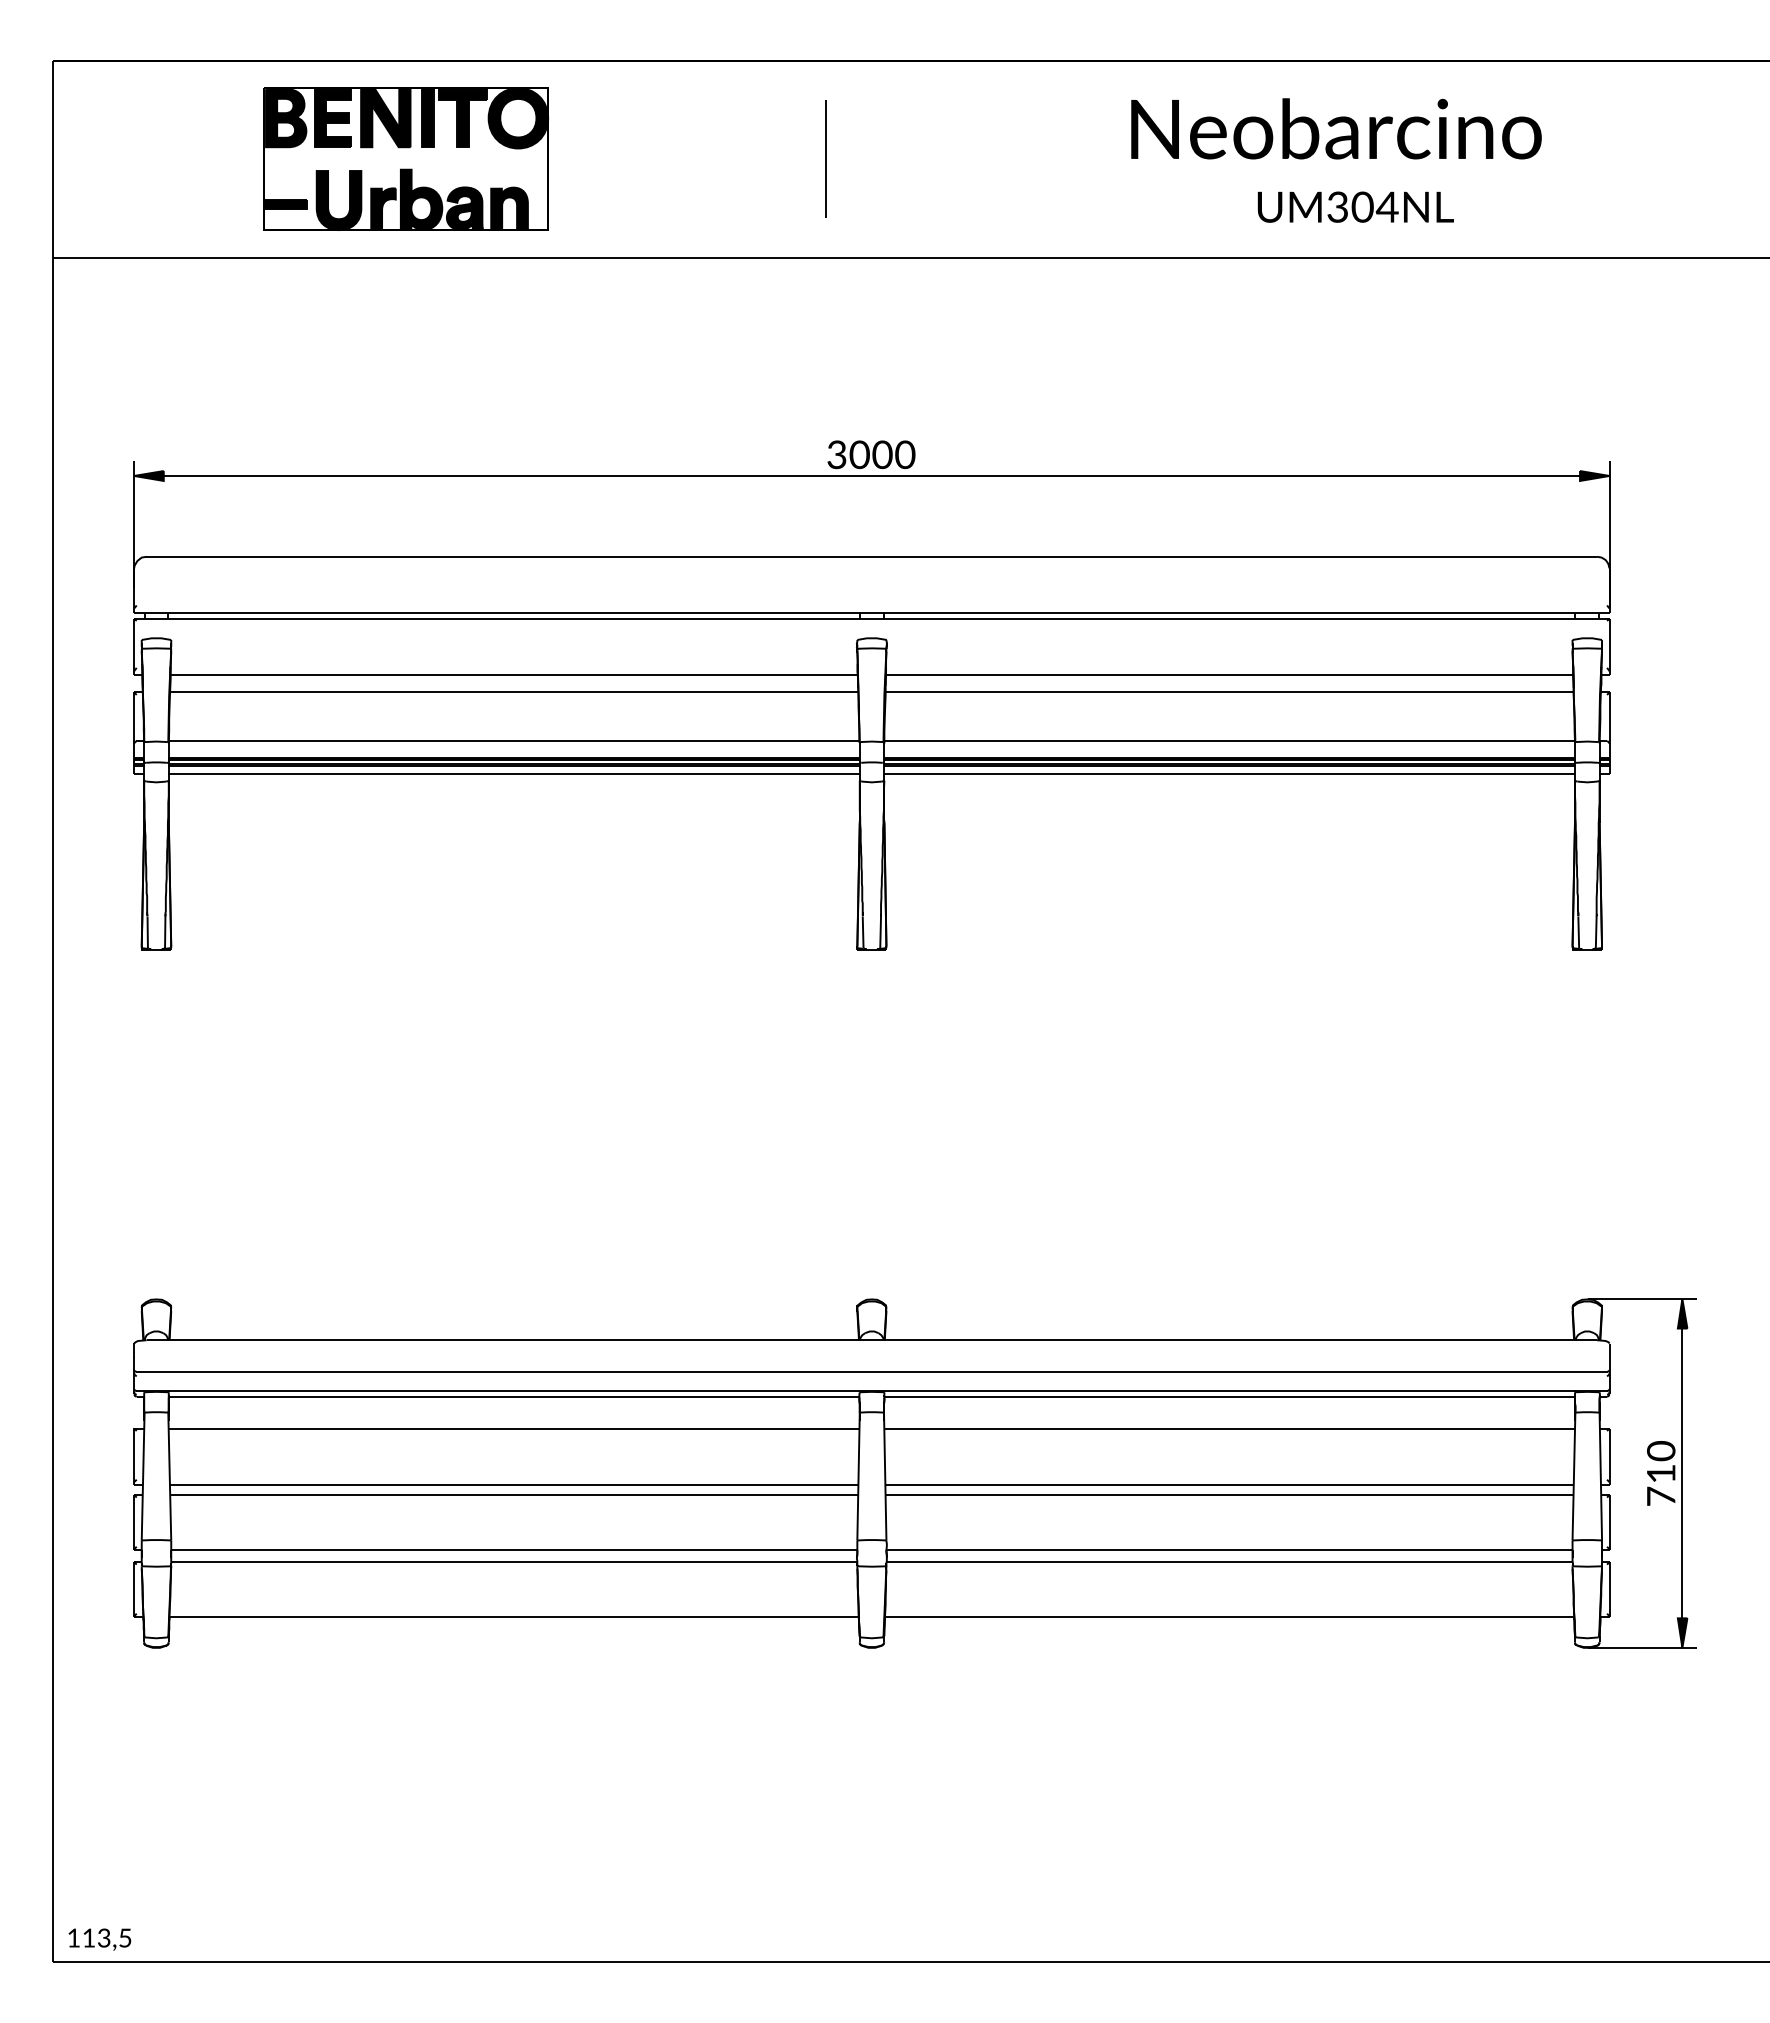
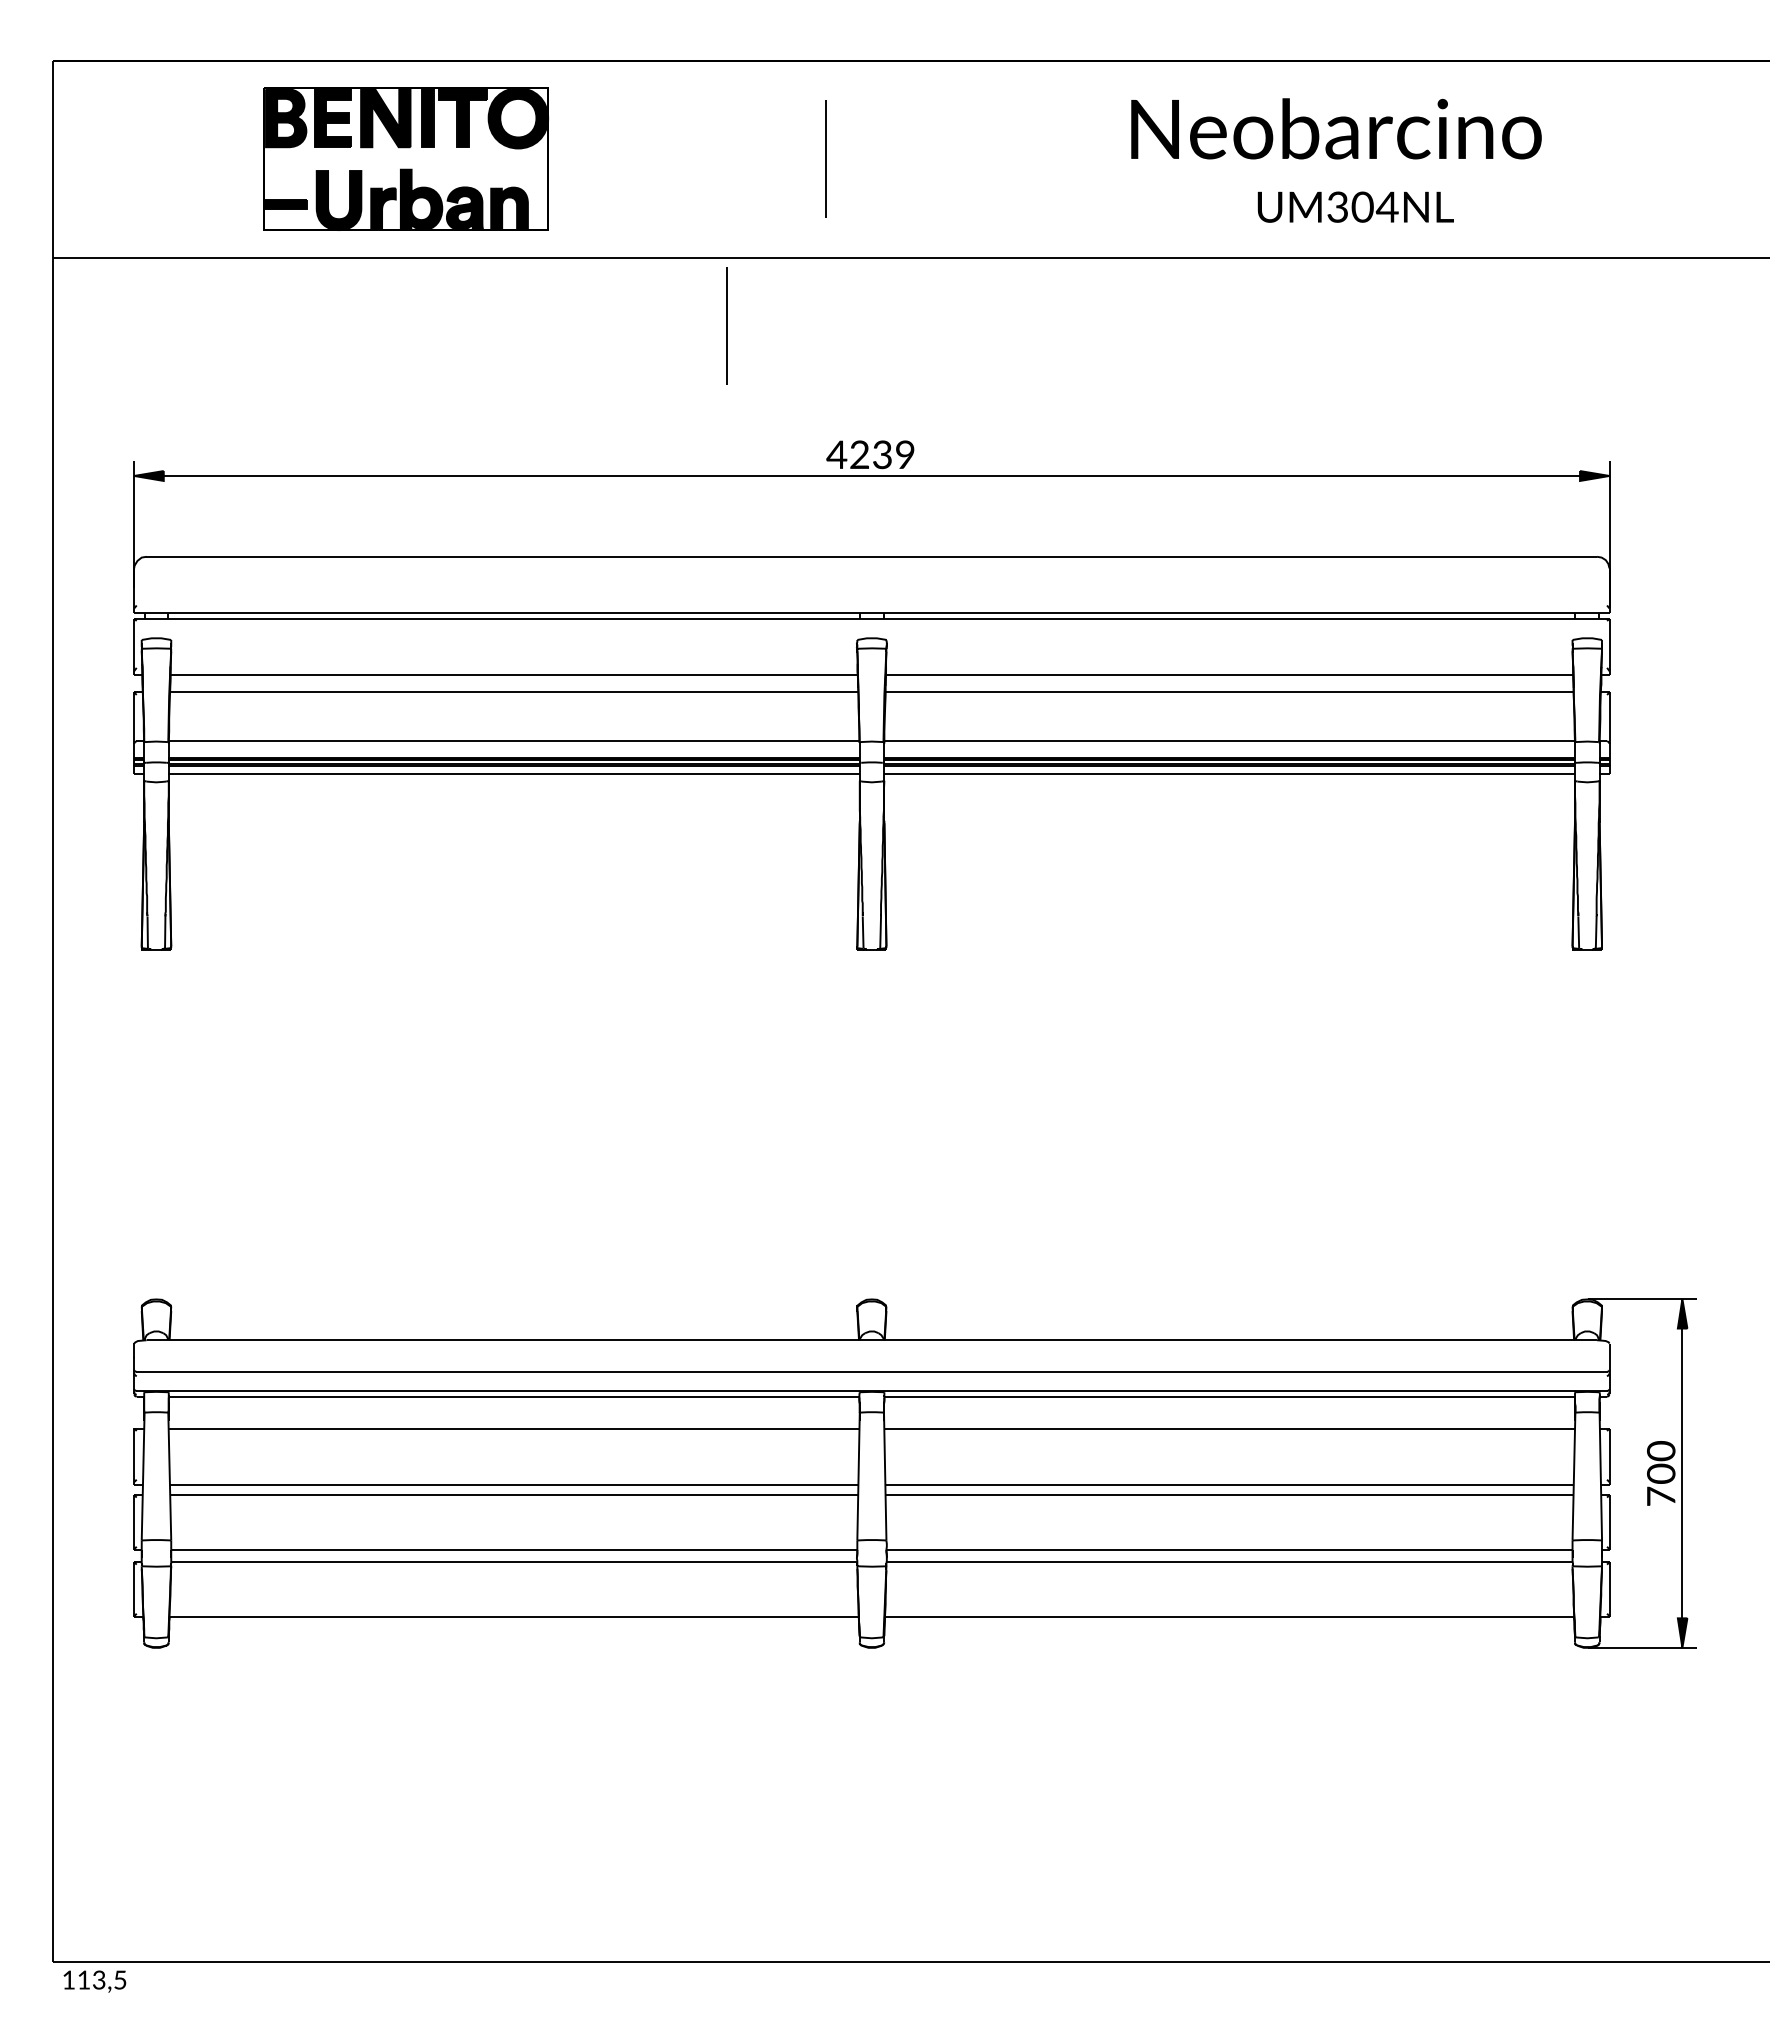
line: none -> present (726, 325)
text: 3000 -> 4239 (870, 454)
text: 710 -> 700 (1661, 1473)
text position: (99, 1939) -> (94, 1981) (94, 1981)
